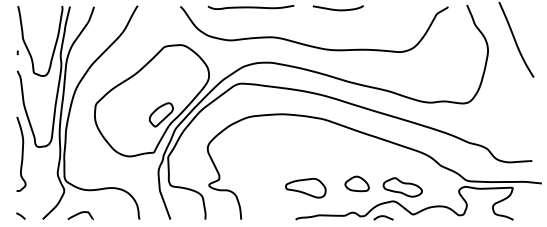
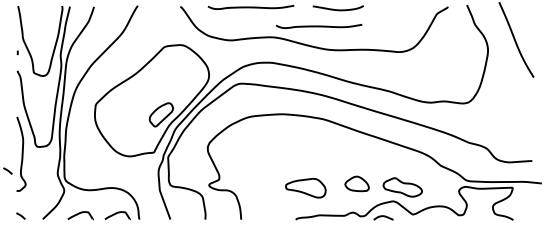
curve: none -> present (318, 25)
curve: none -> present (7, 170)
curve: none -> present (116, 214)
